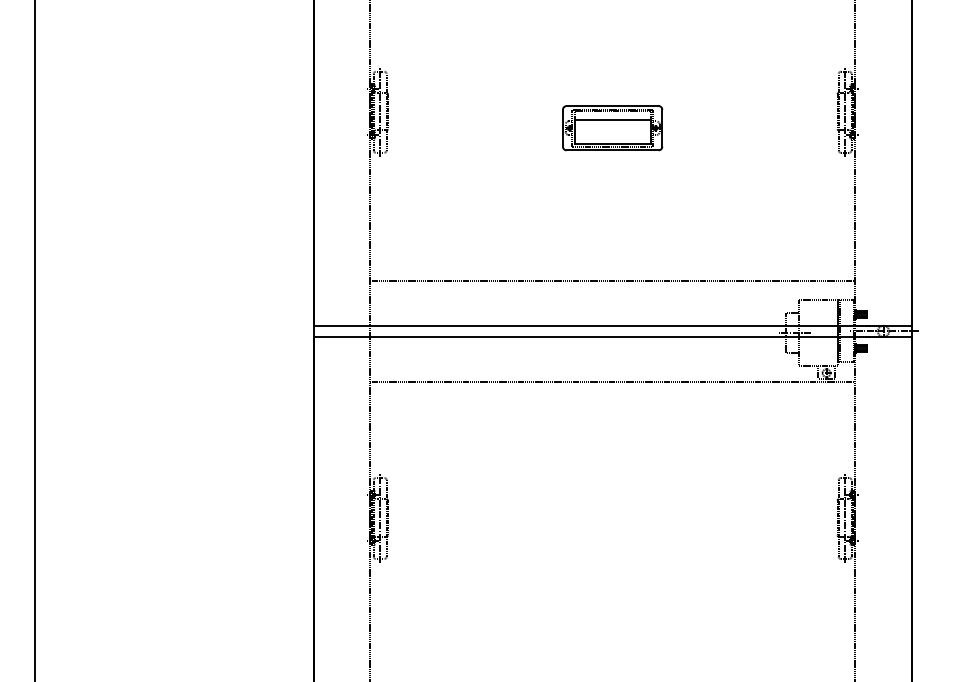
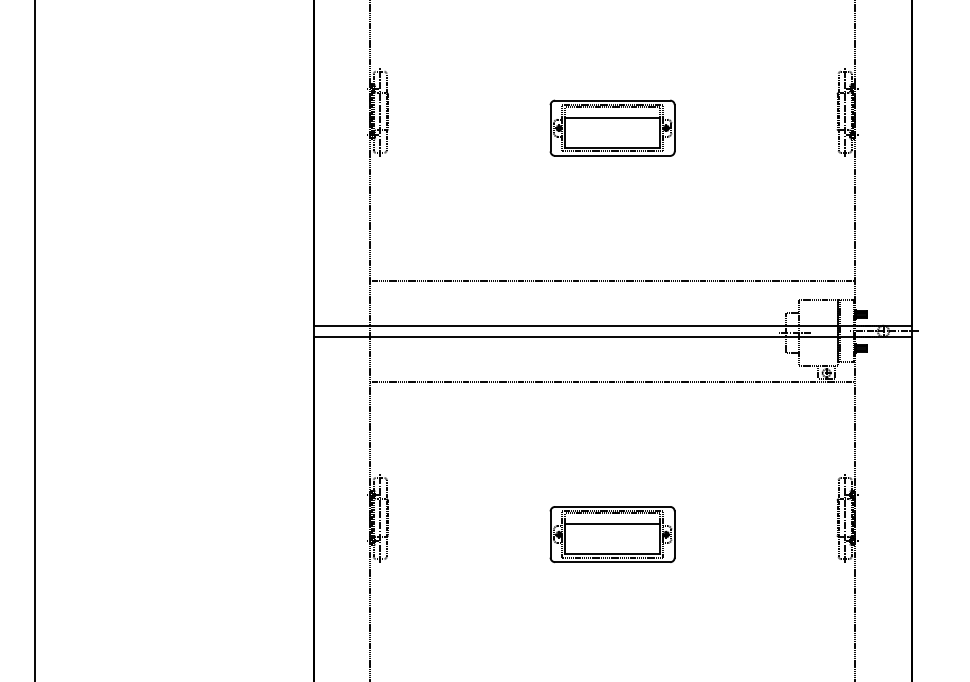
part size: 102x47 px -> 127x58 px (612, 127)
part: none -> present (612, 534)
